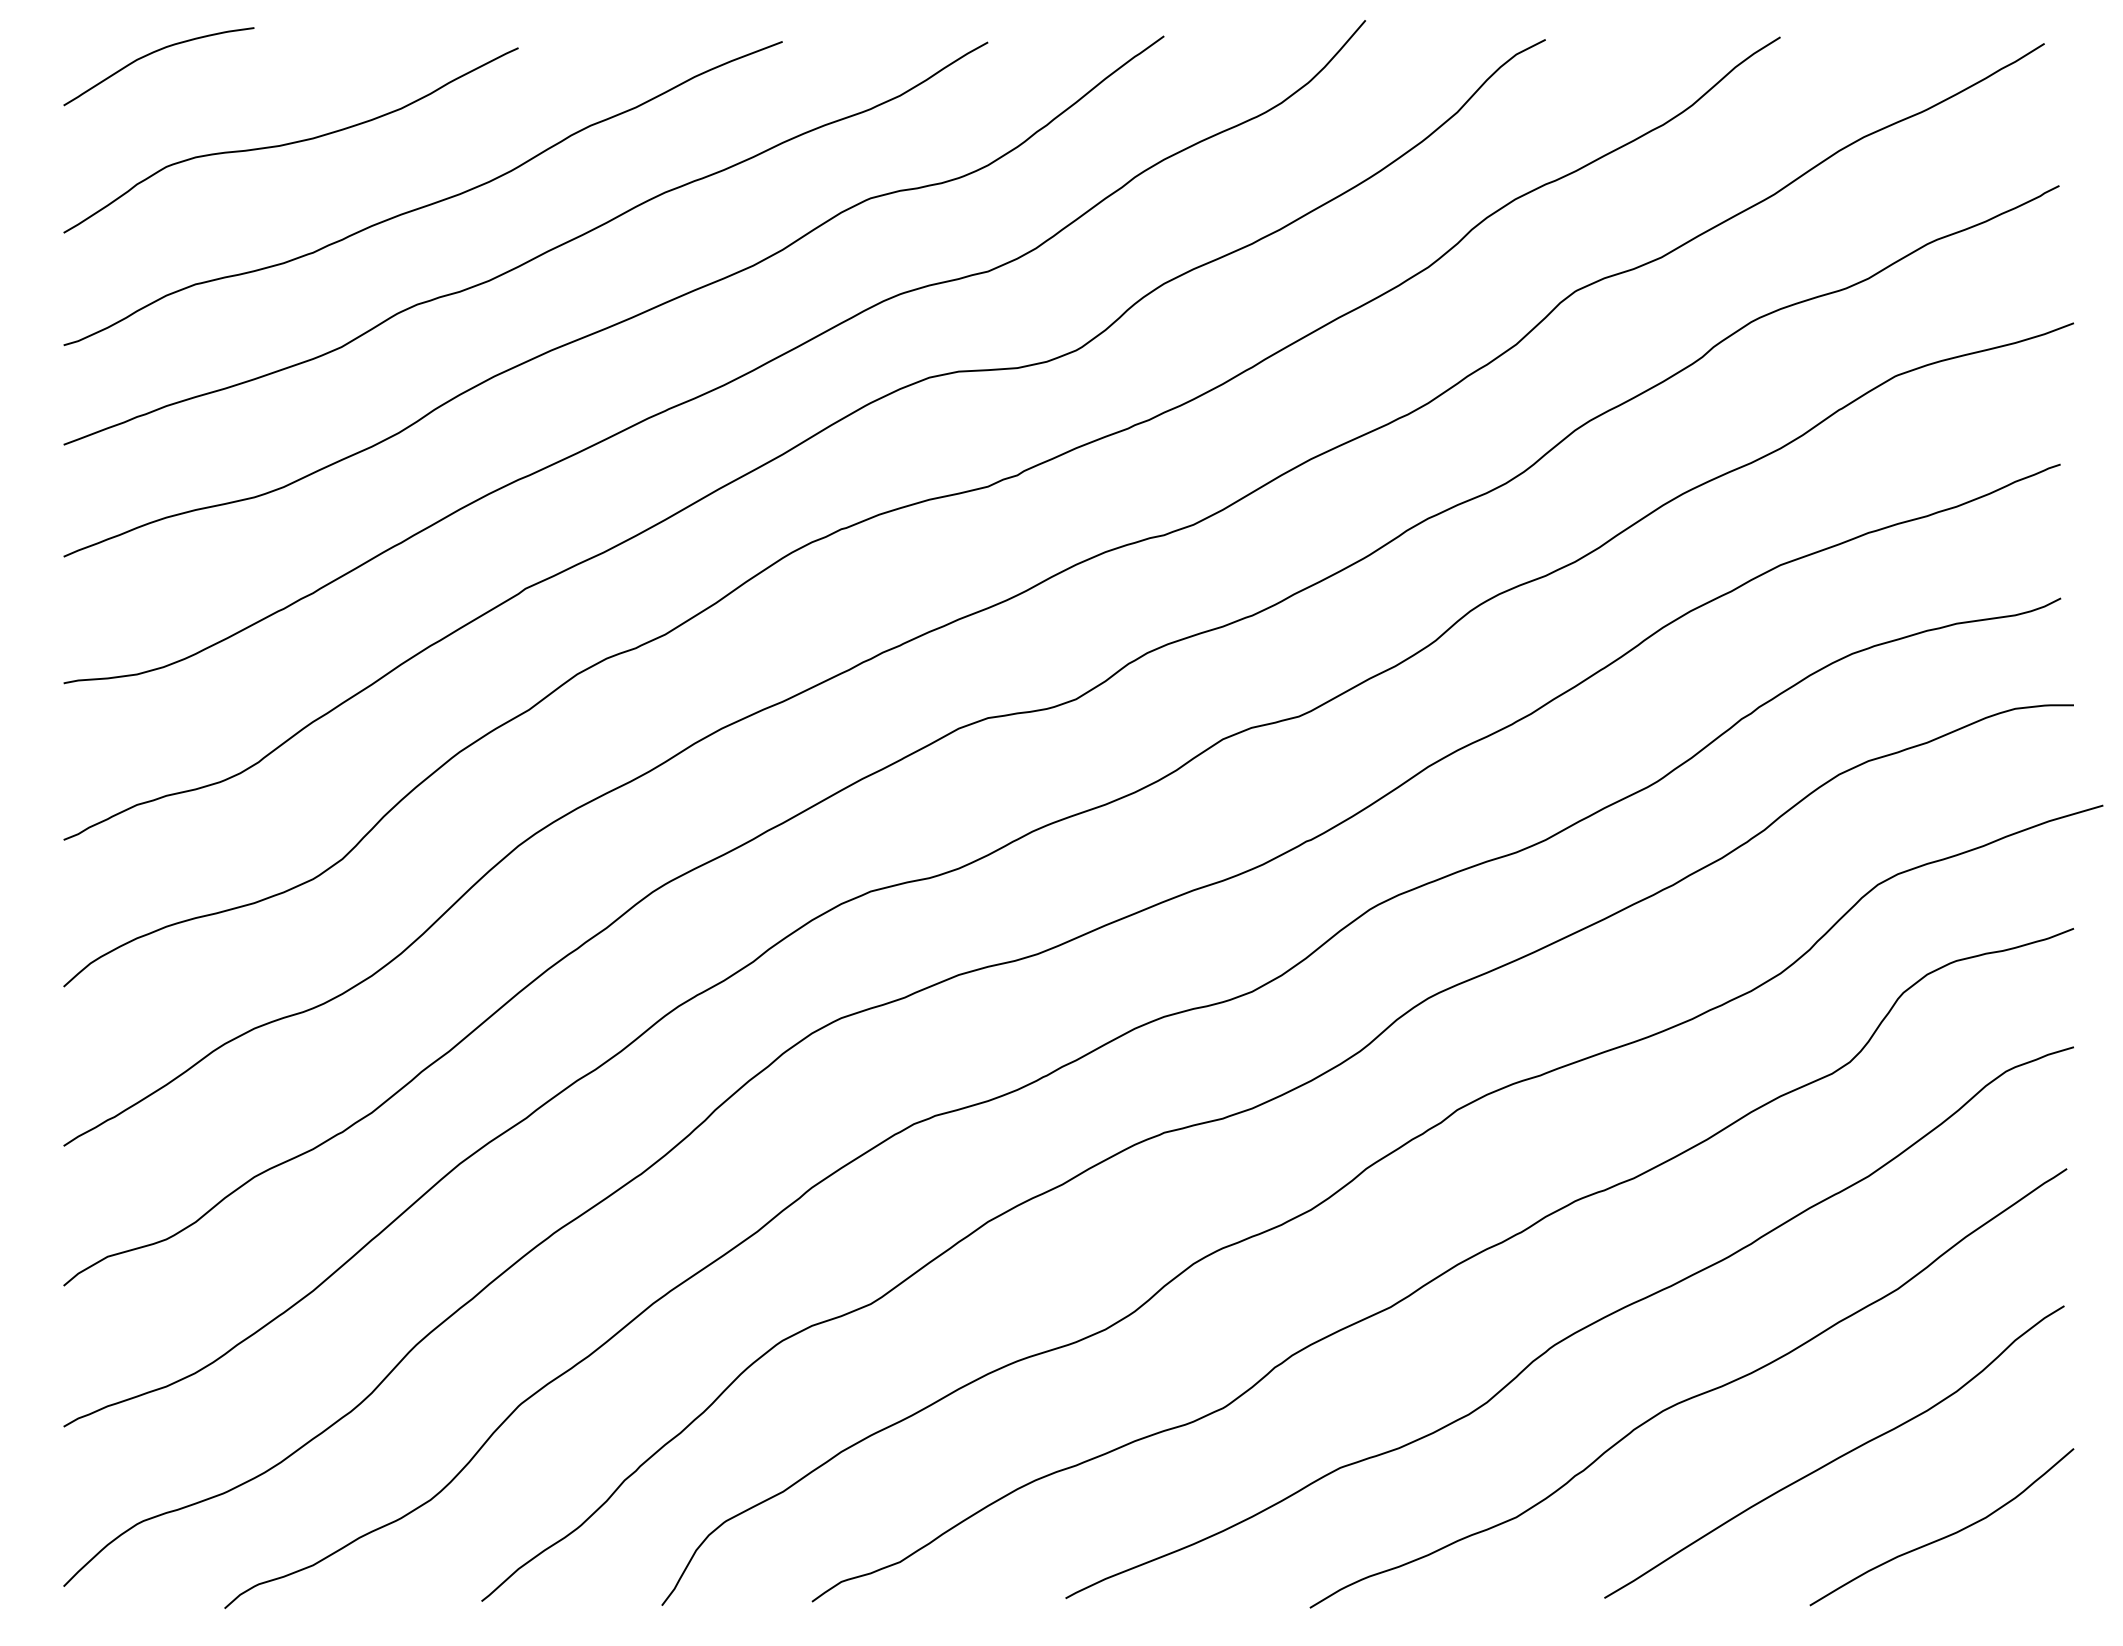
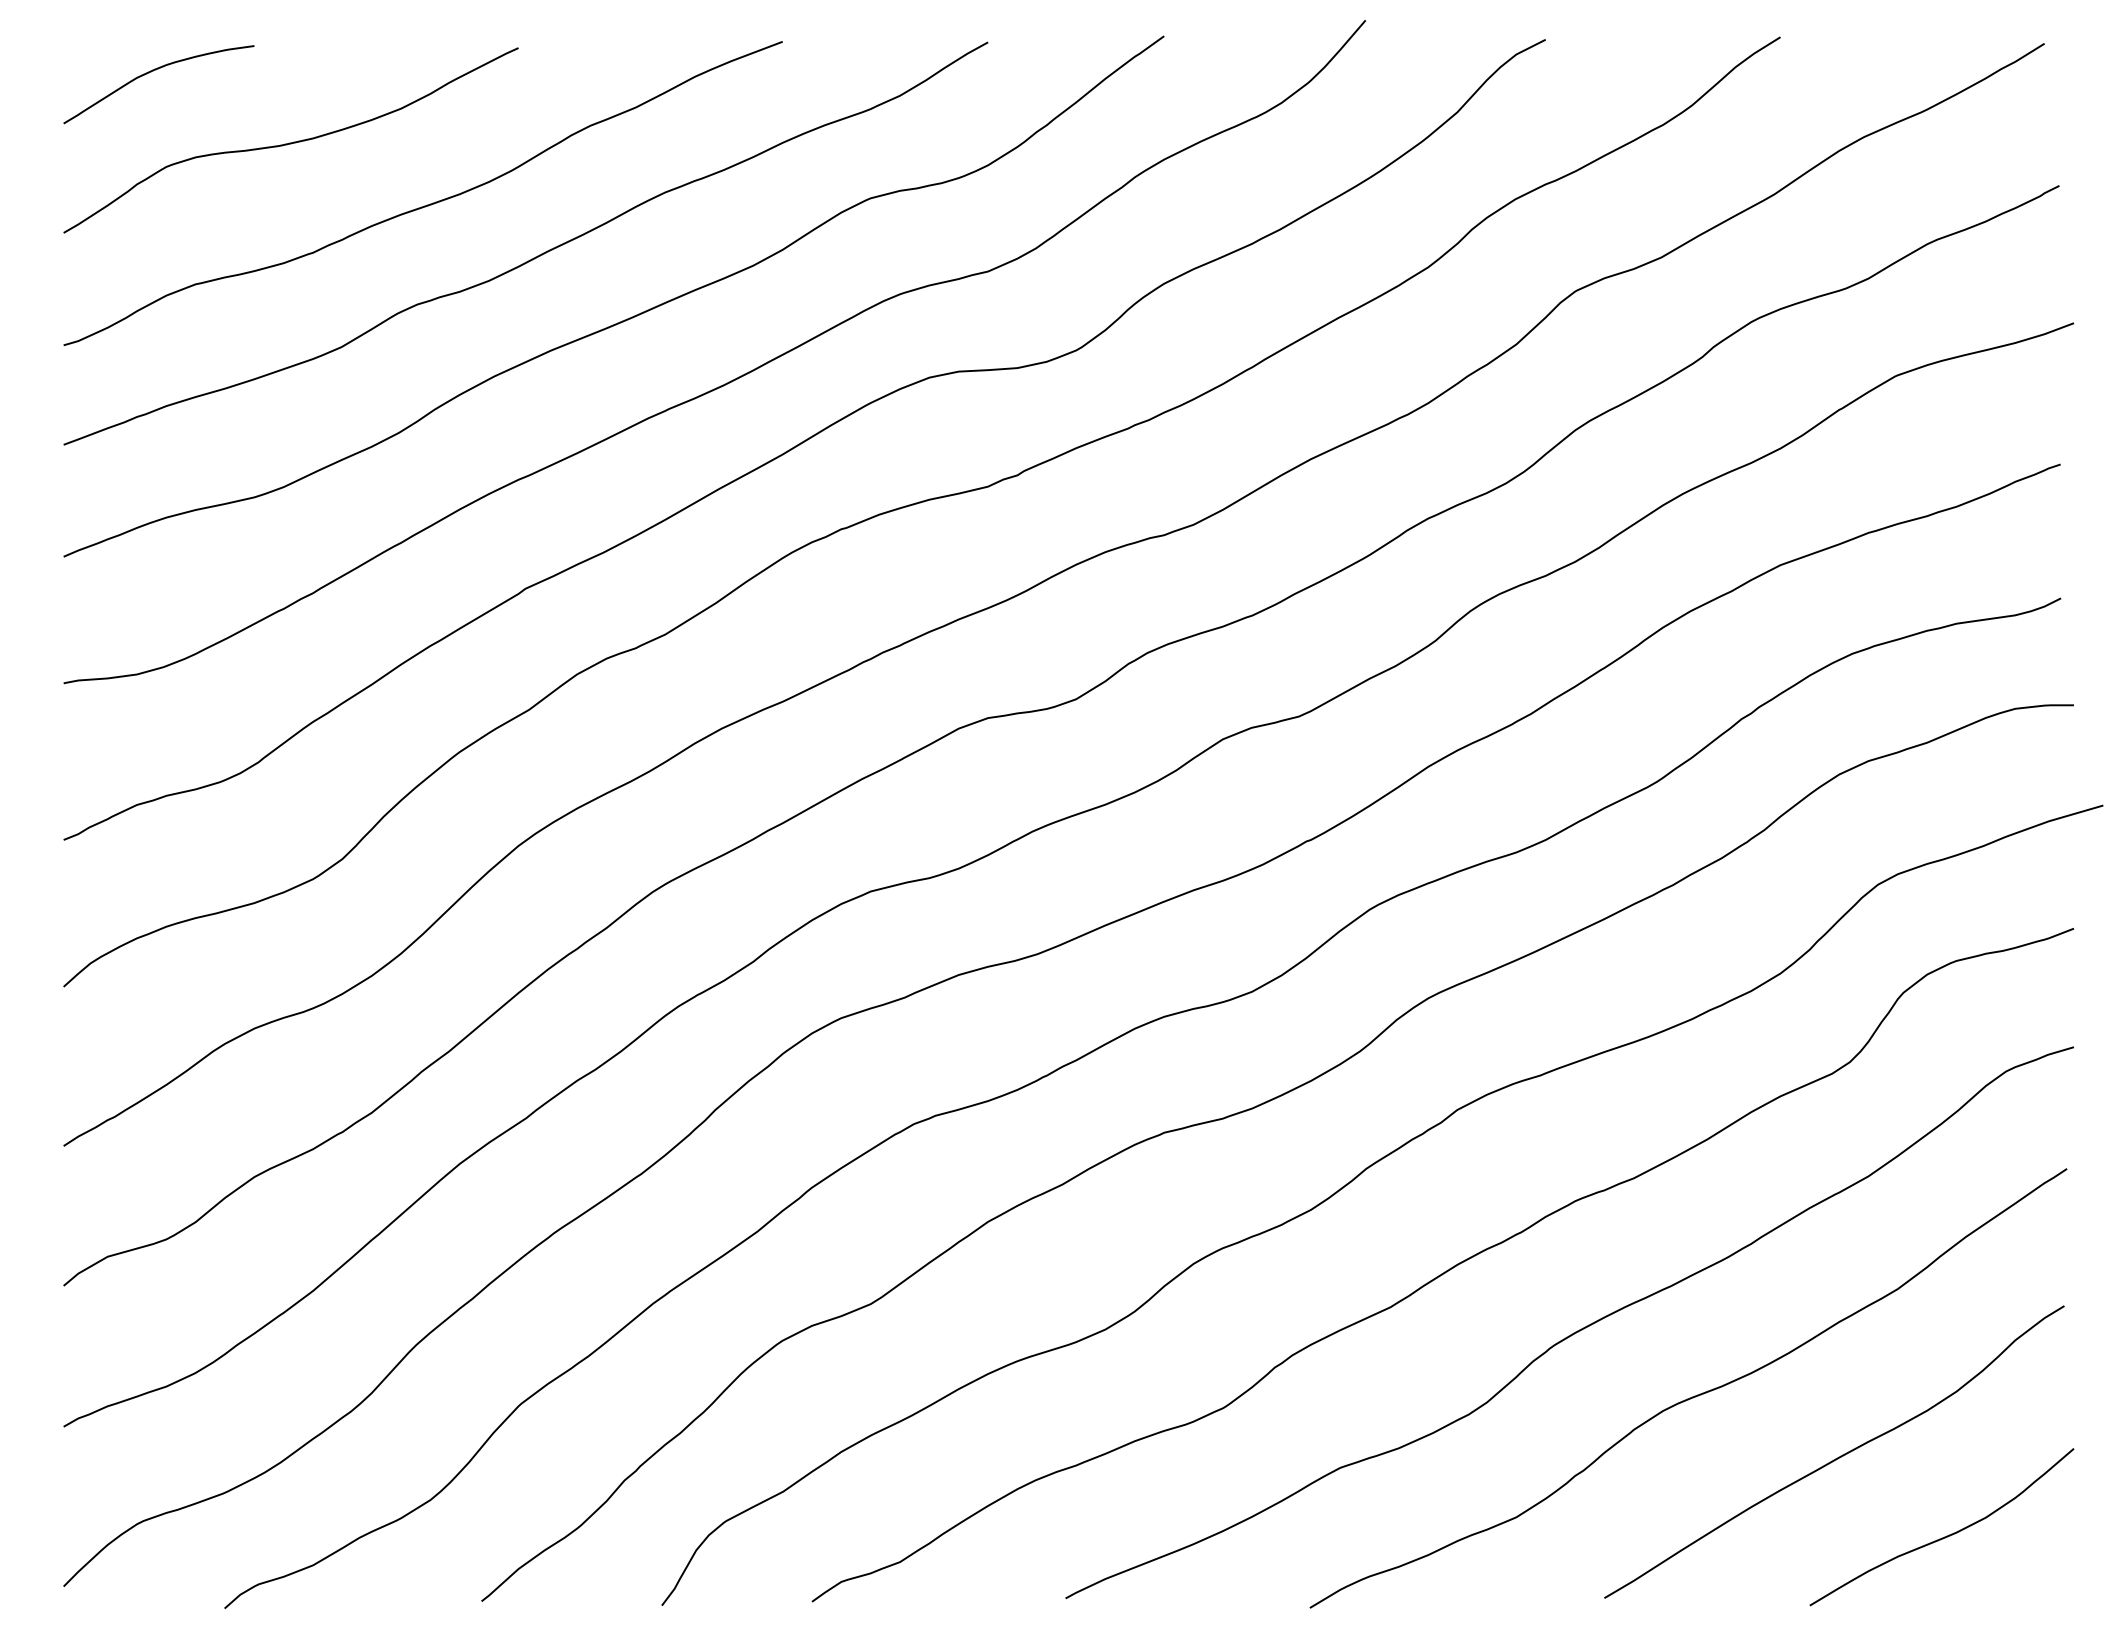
curve position: (151, 54) -> (151, 72) (151, 72)
